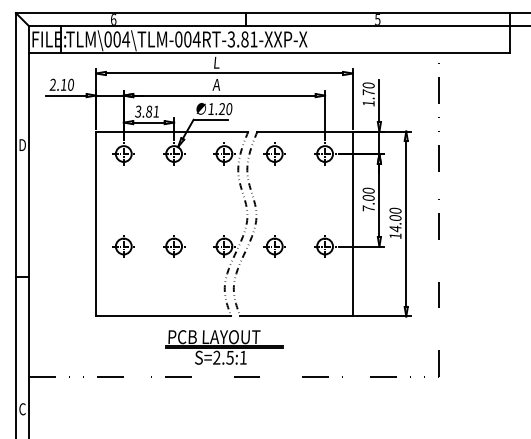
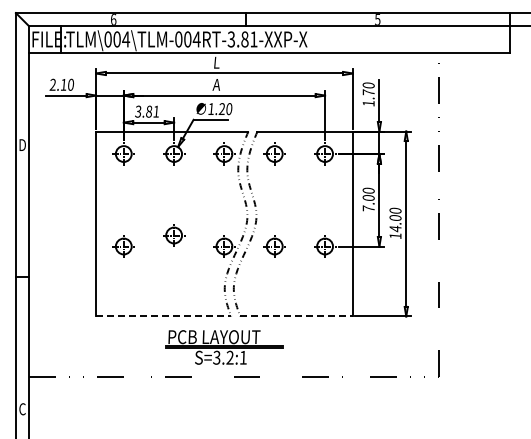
part position: (174, 246) -> (174, 235) (174, 235)
line: solid -> dashed (163, 316)
line: solid -> dashed (297, 316)
text: S=2.5:1 -> S=3.2:1 (223, 357)
